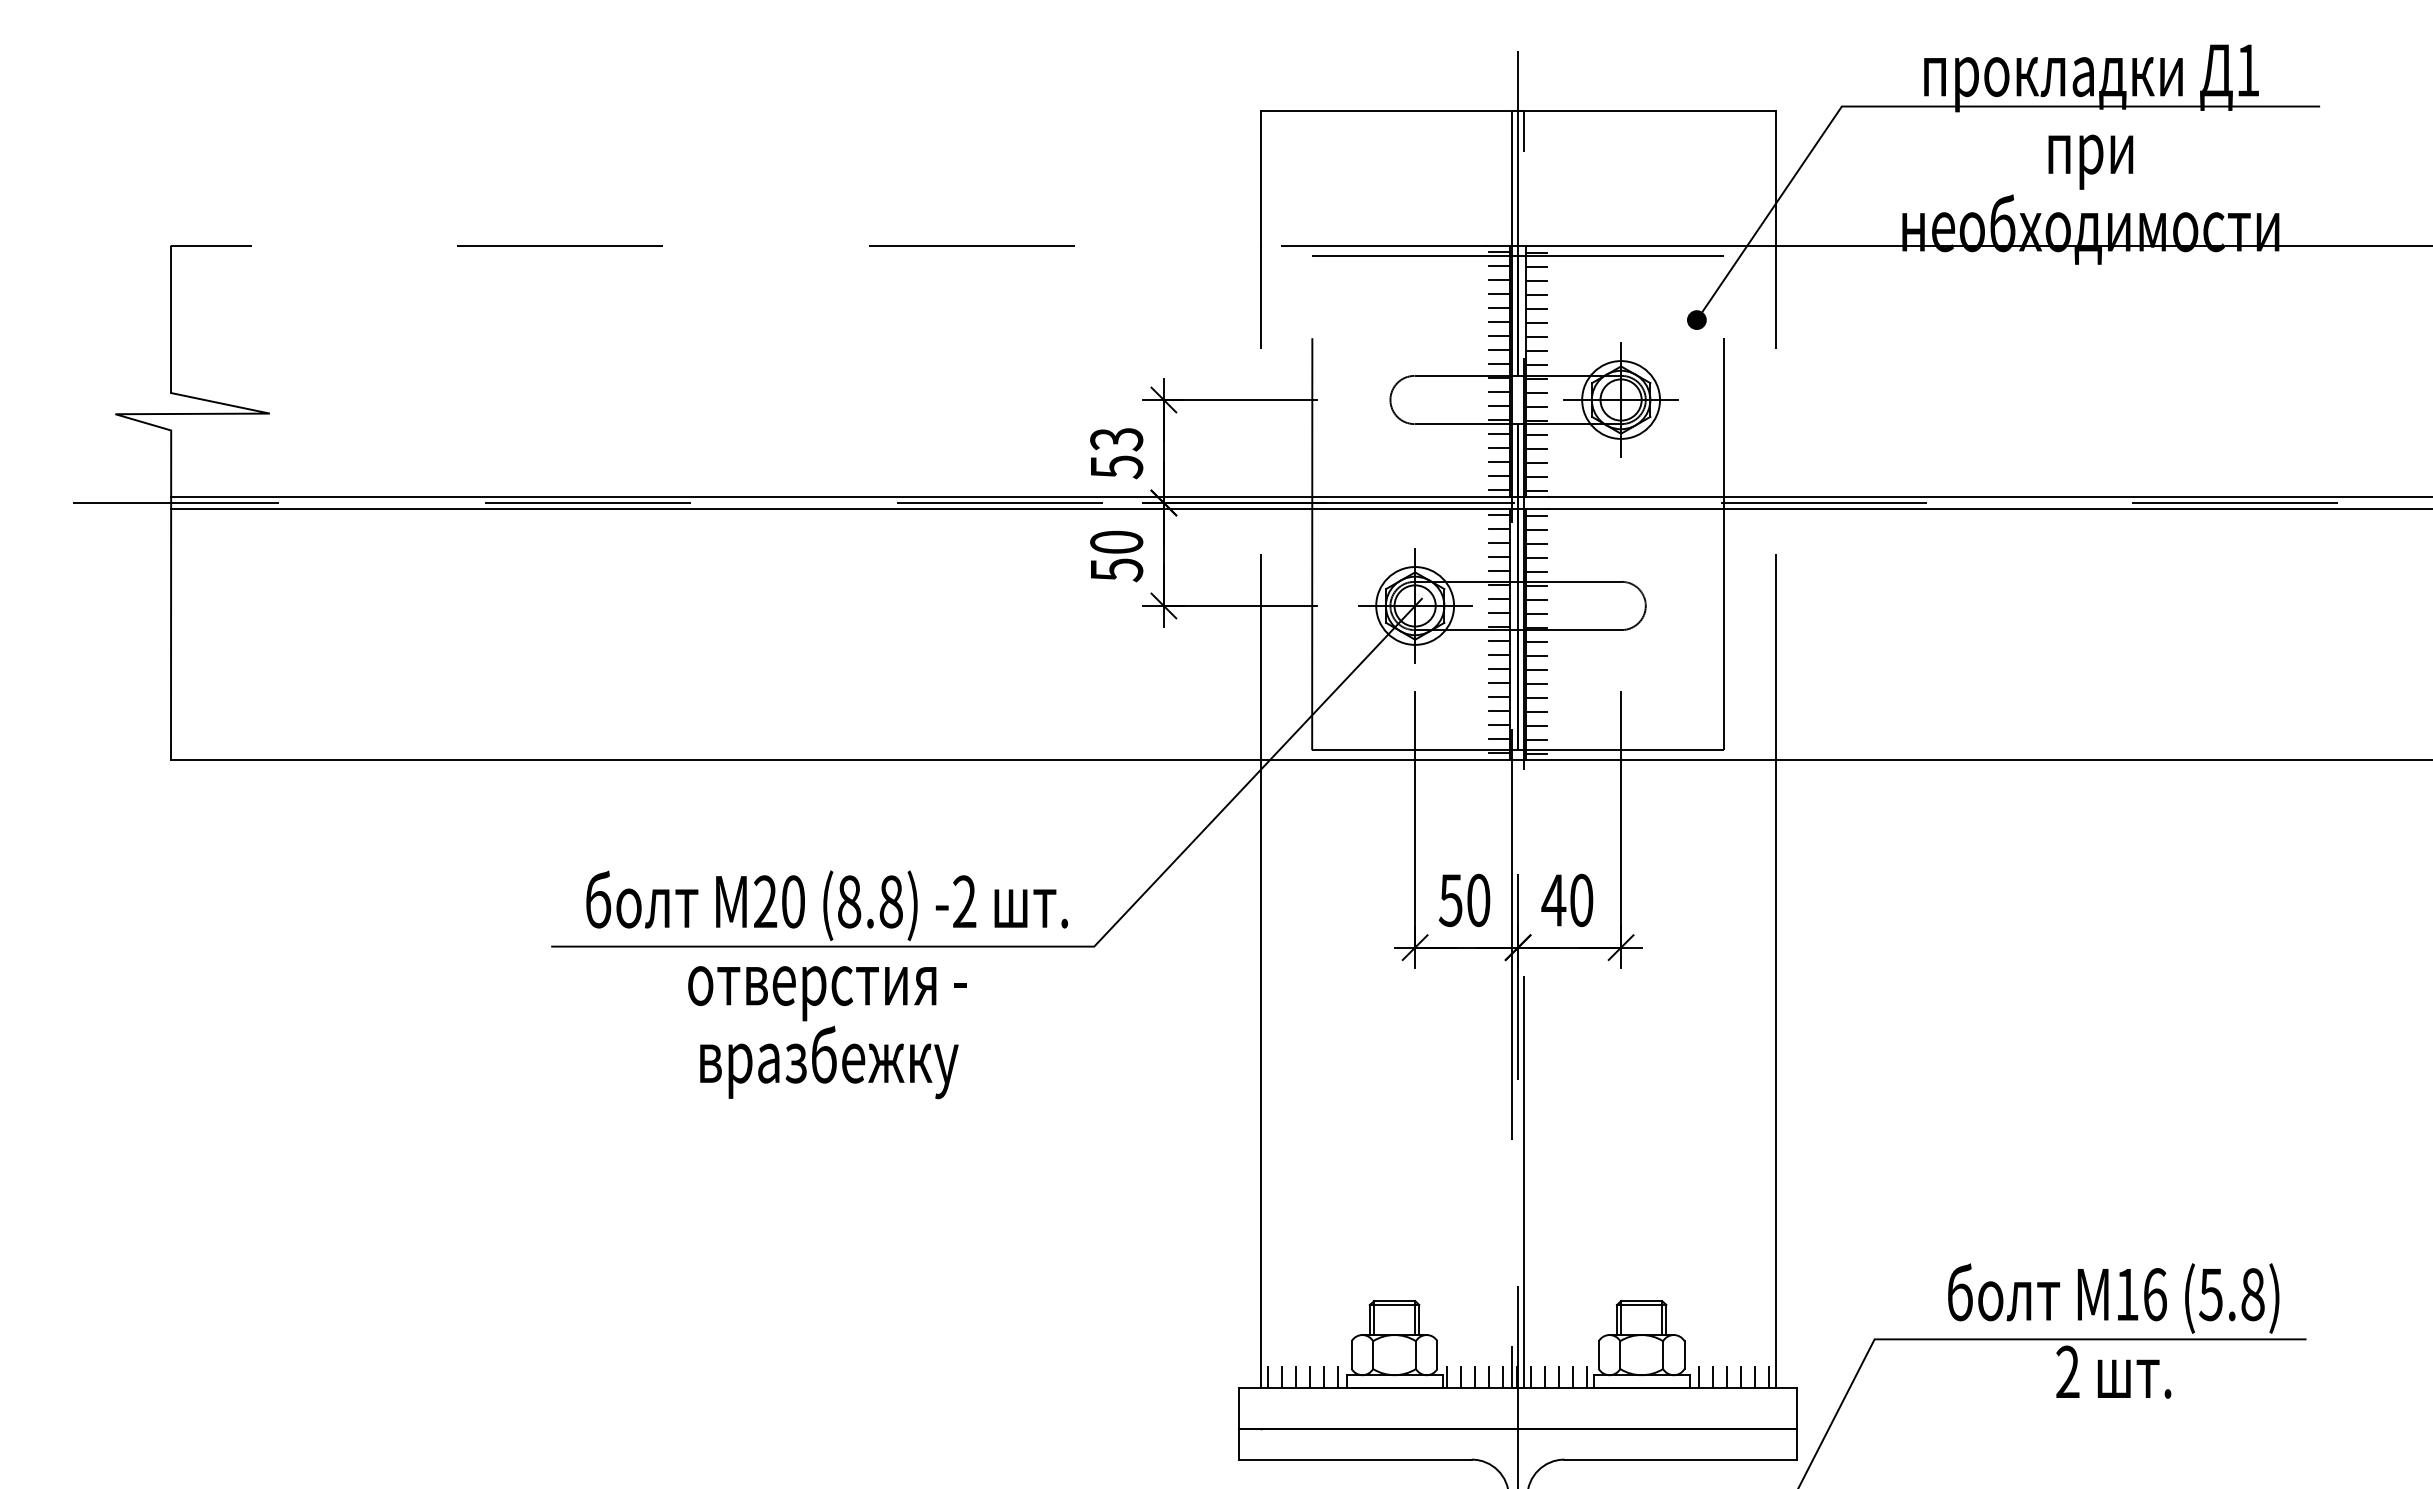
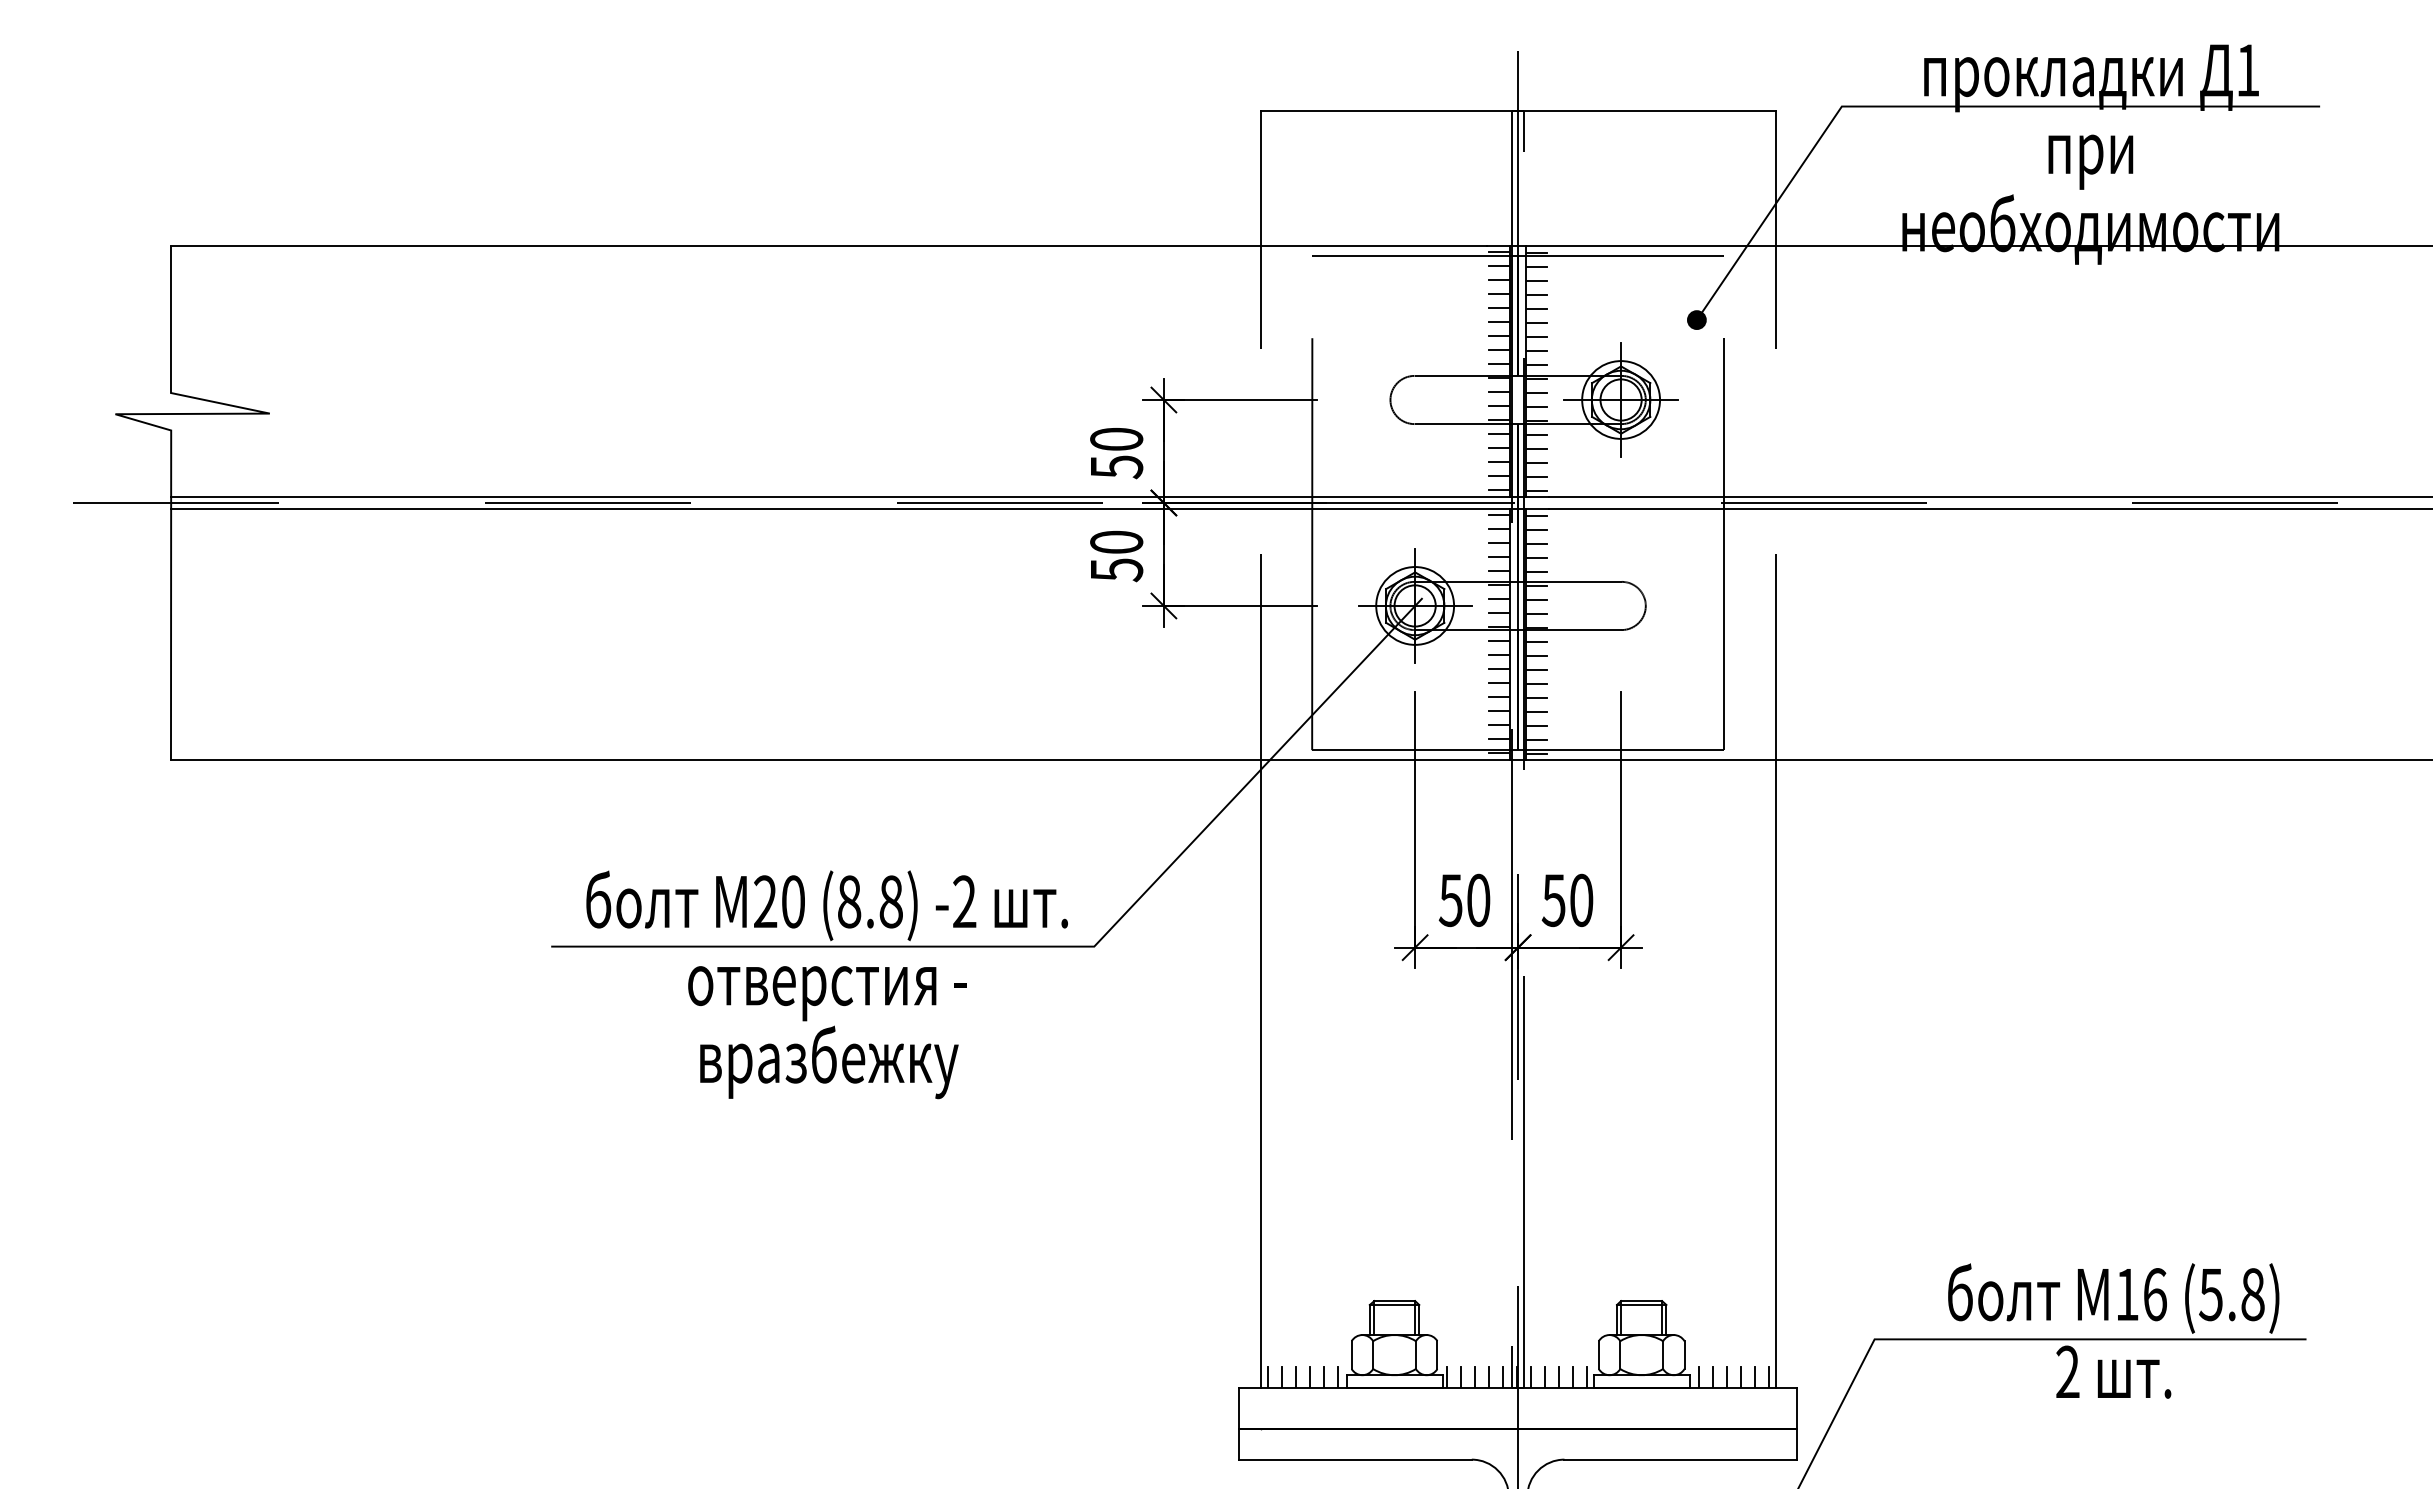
line: dashed -> solid (828, 245)
text: 53 -> 50 (1116, 439)
text: 40 -> 50 (1553, 900)
